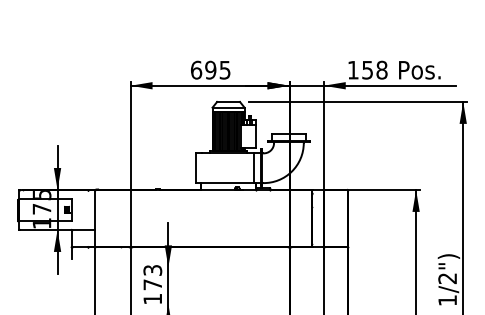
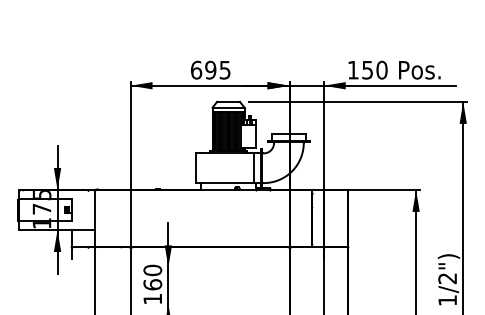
text: 158 -> 150 (381, 70)
text: 173 -> 160 (152, 277)
